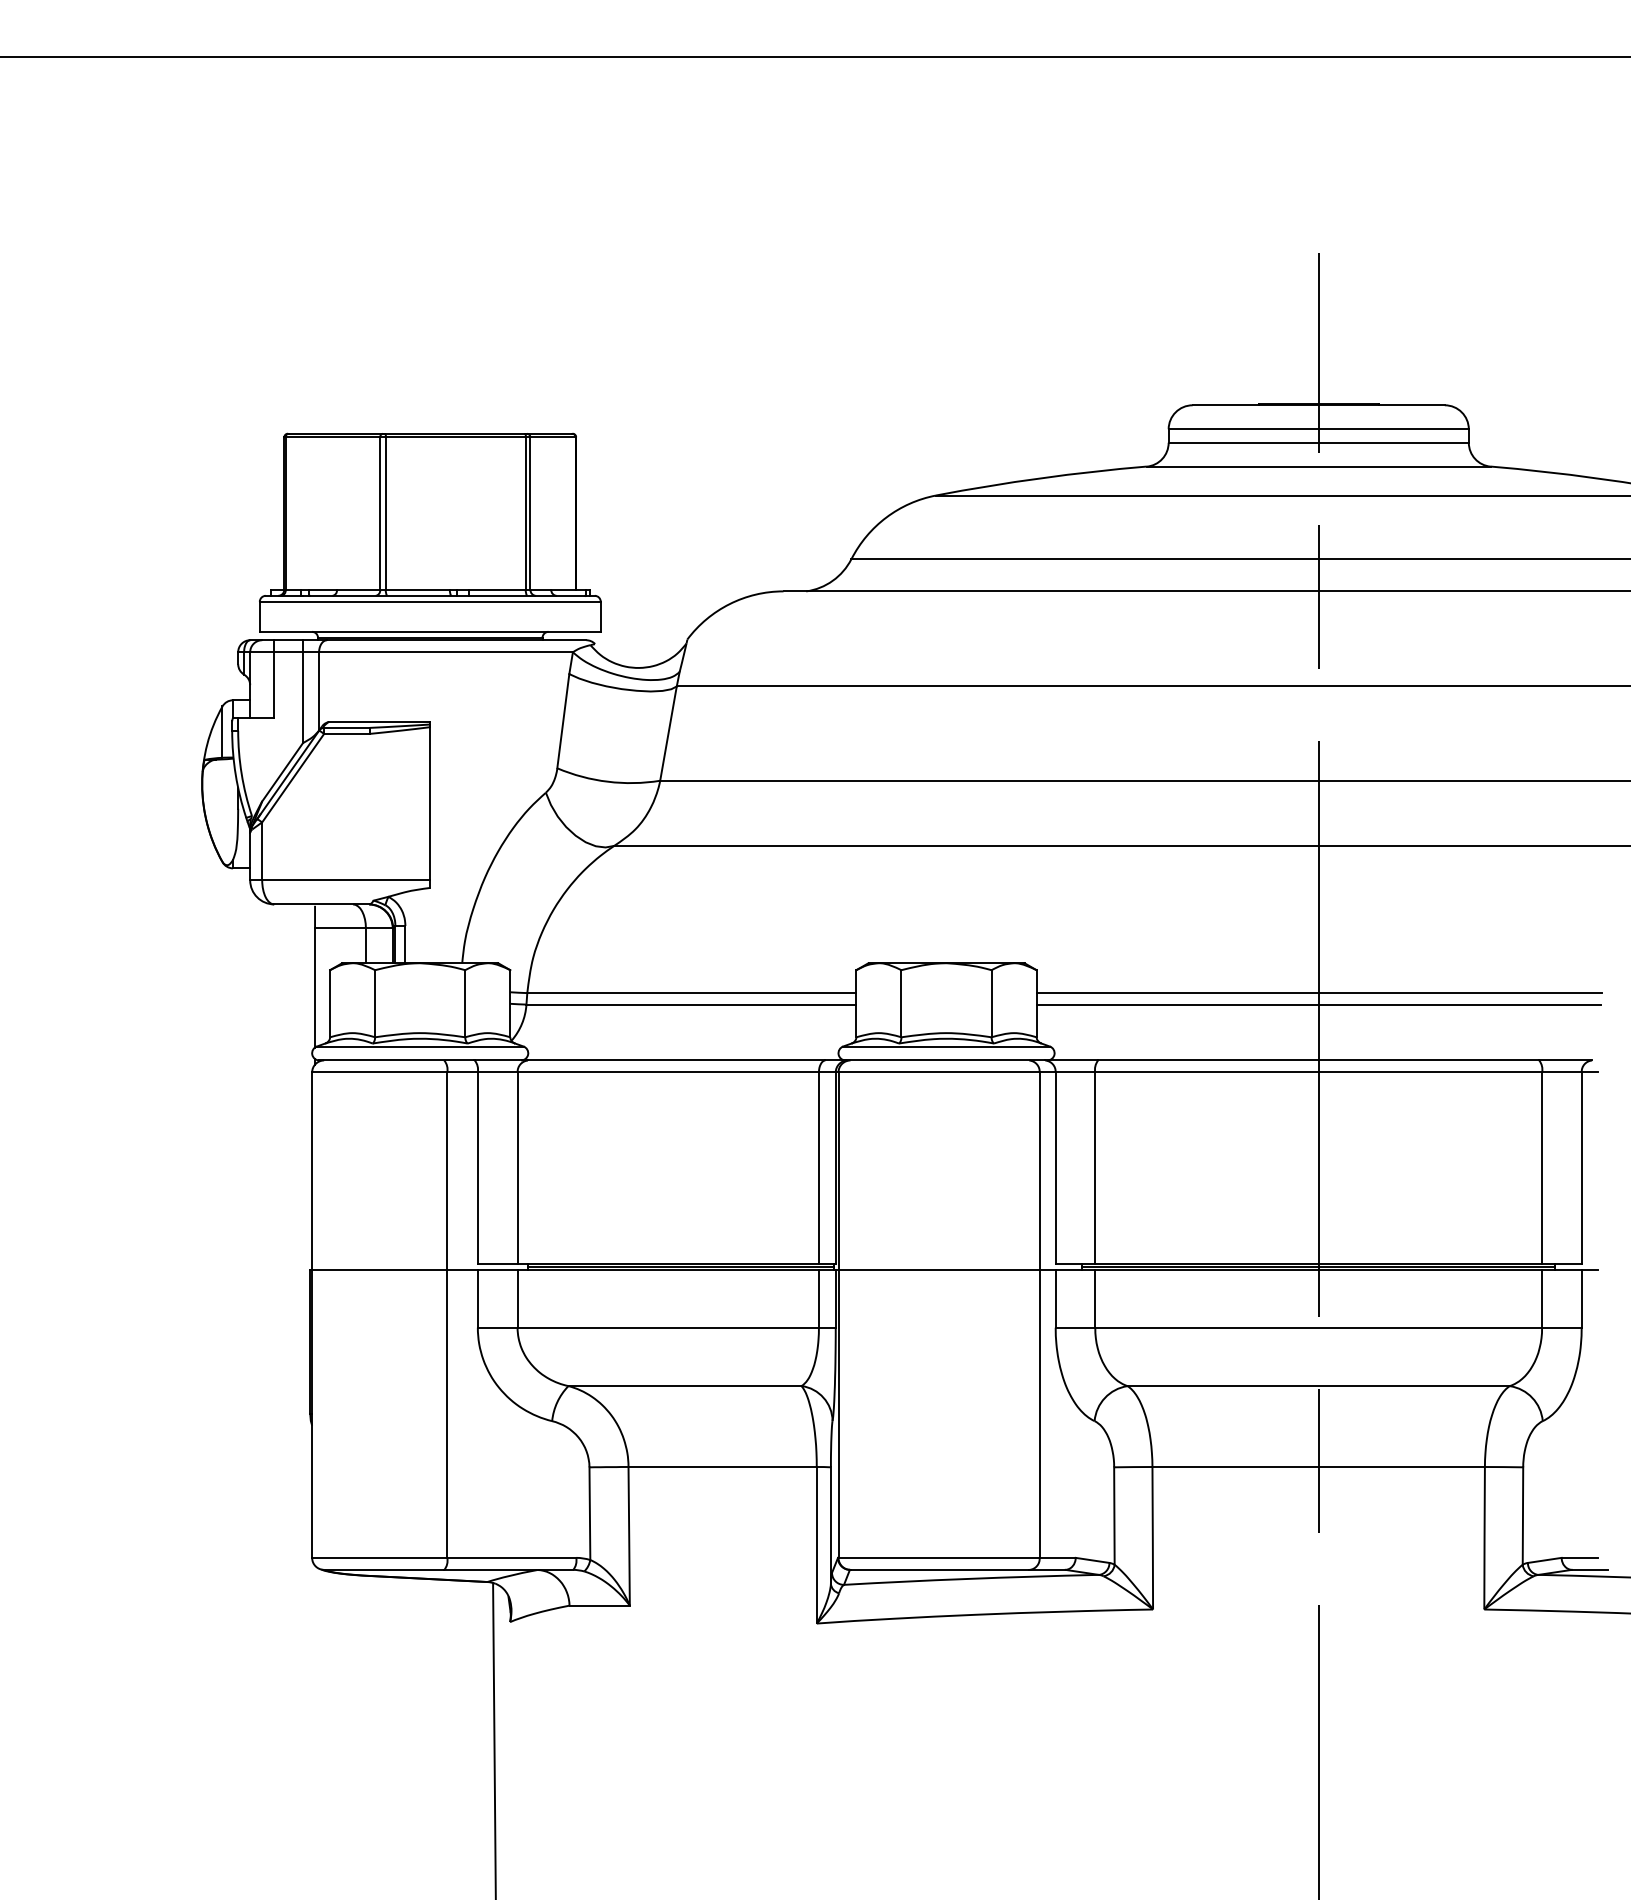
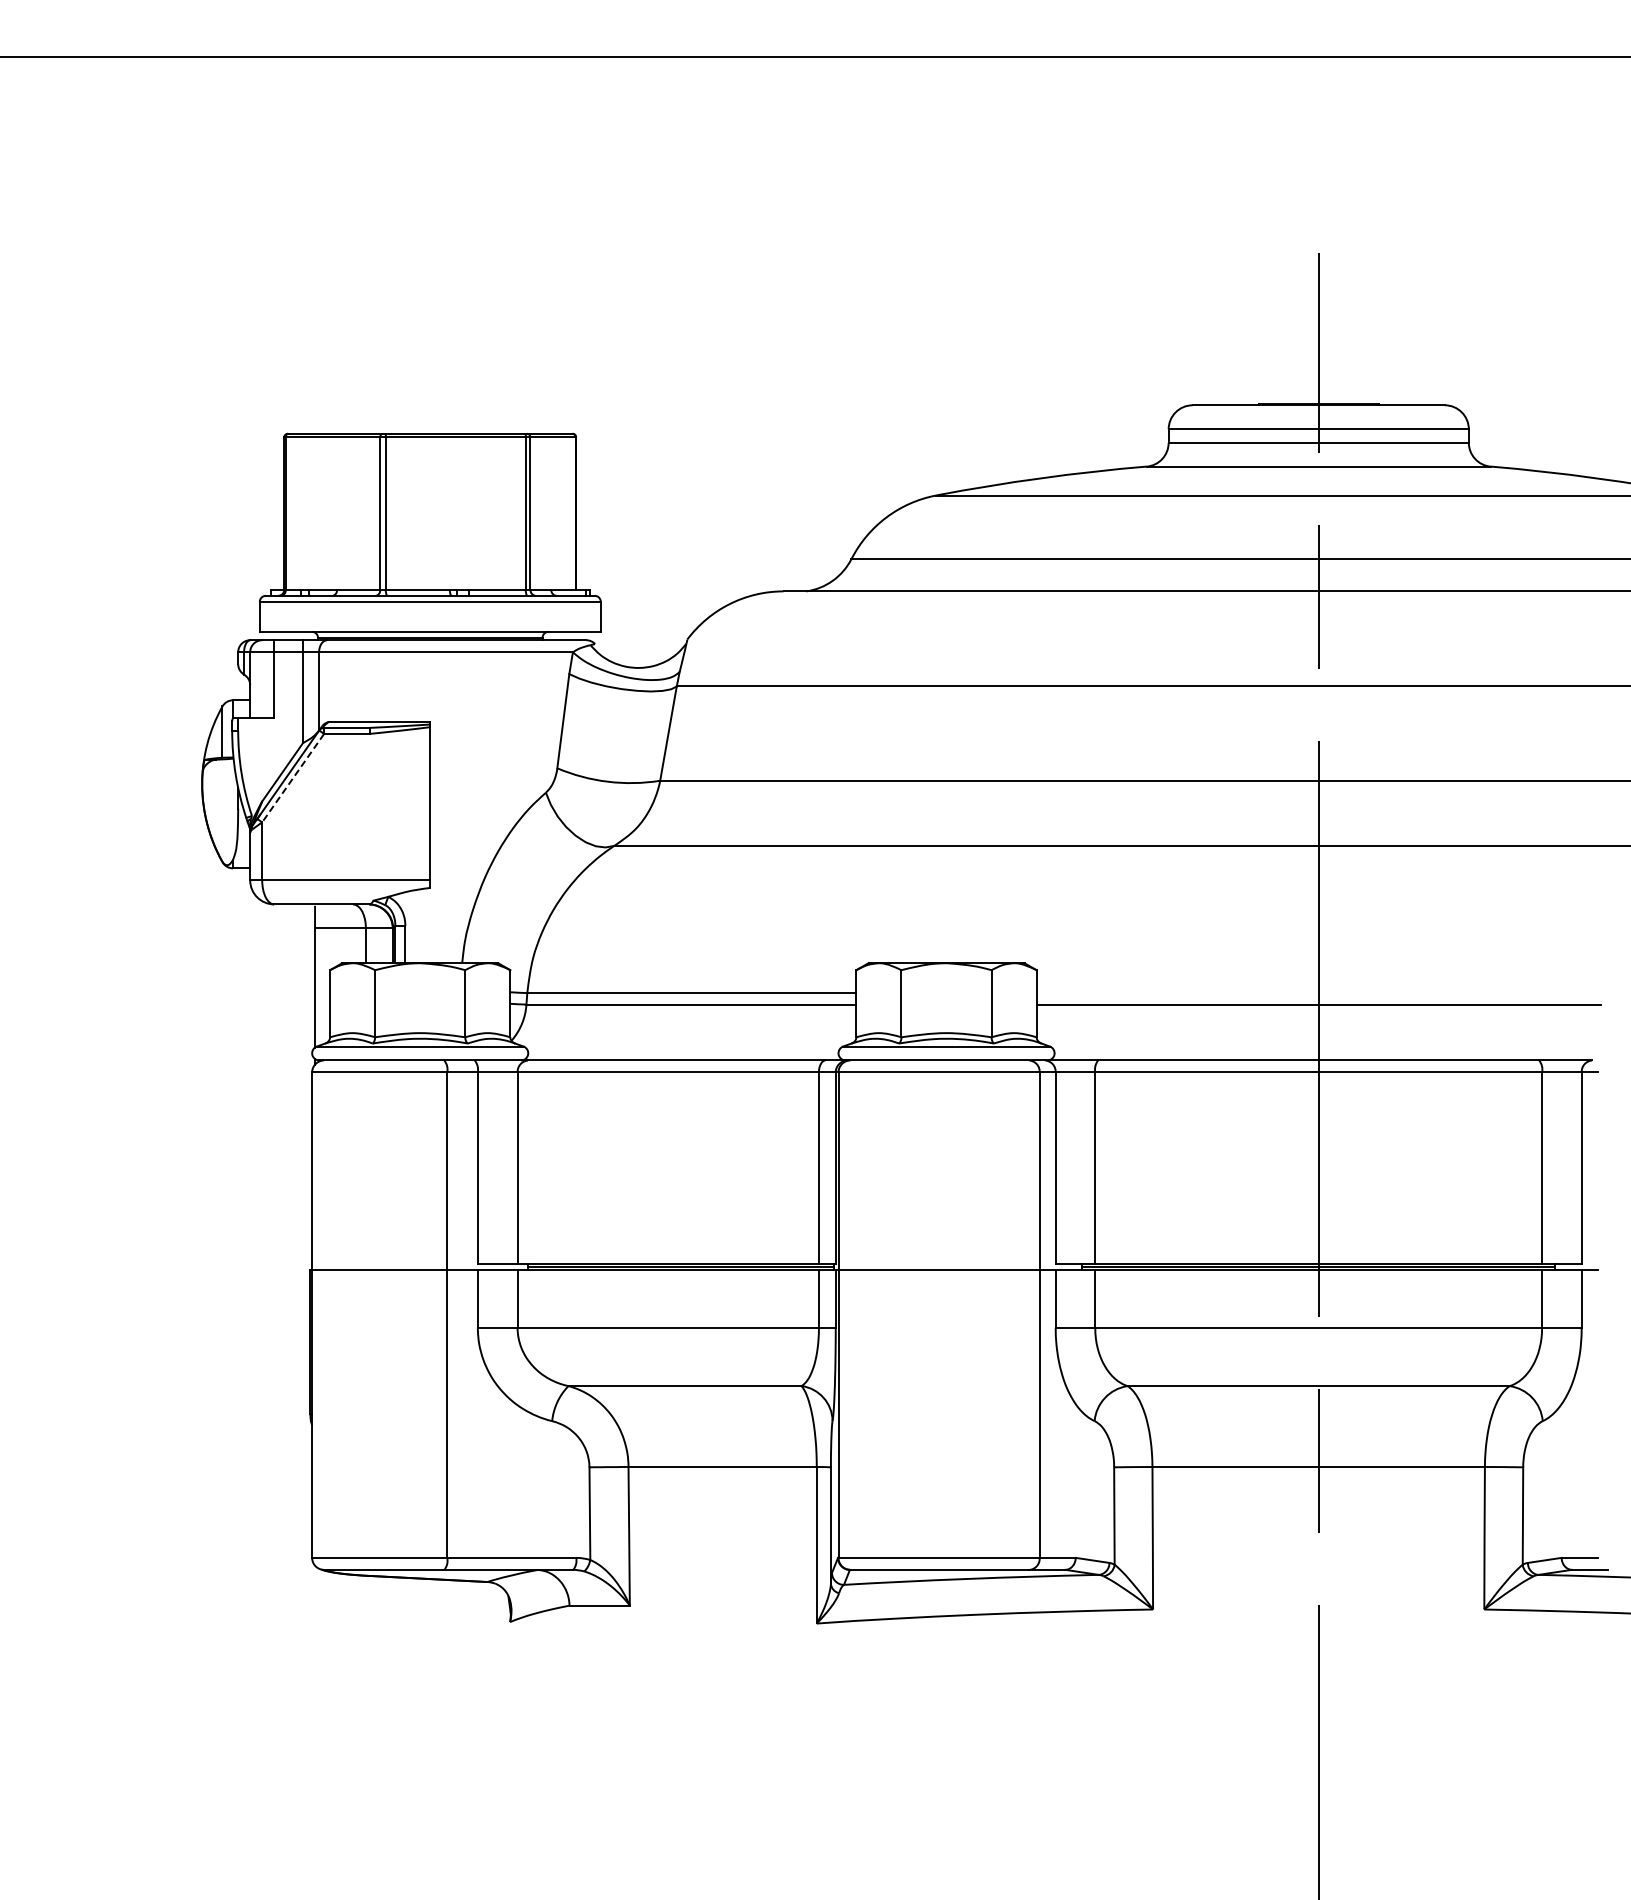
line: solid -> dashed (292, 778)
line: present -> none (1319, 993)
line: present -> none (494, 1739)
